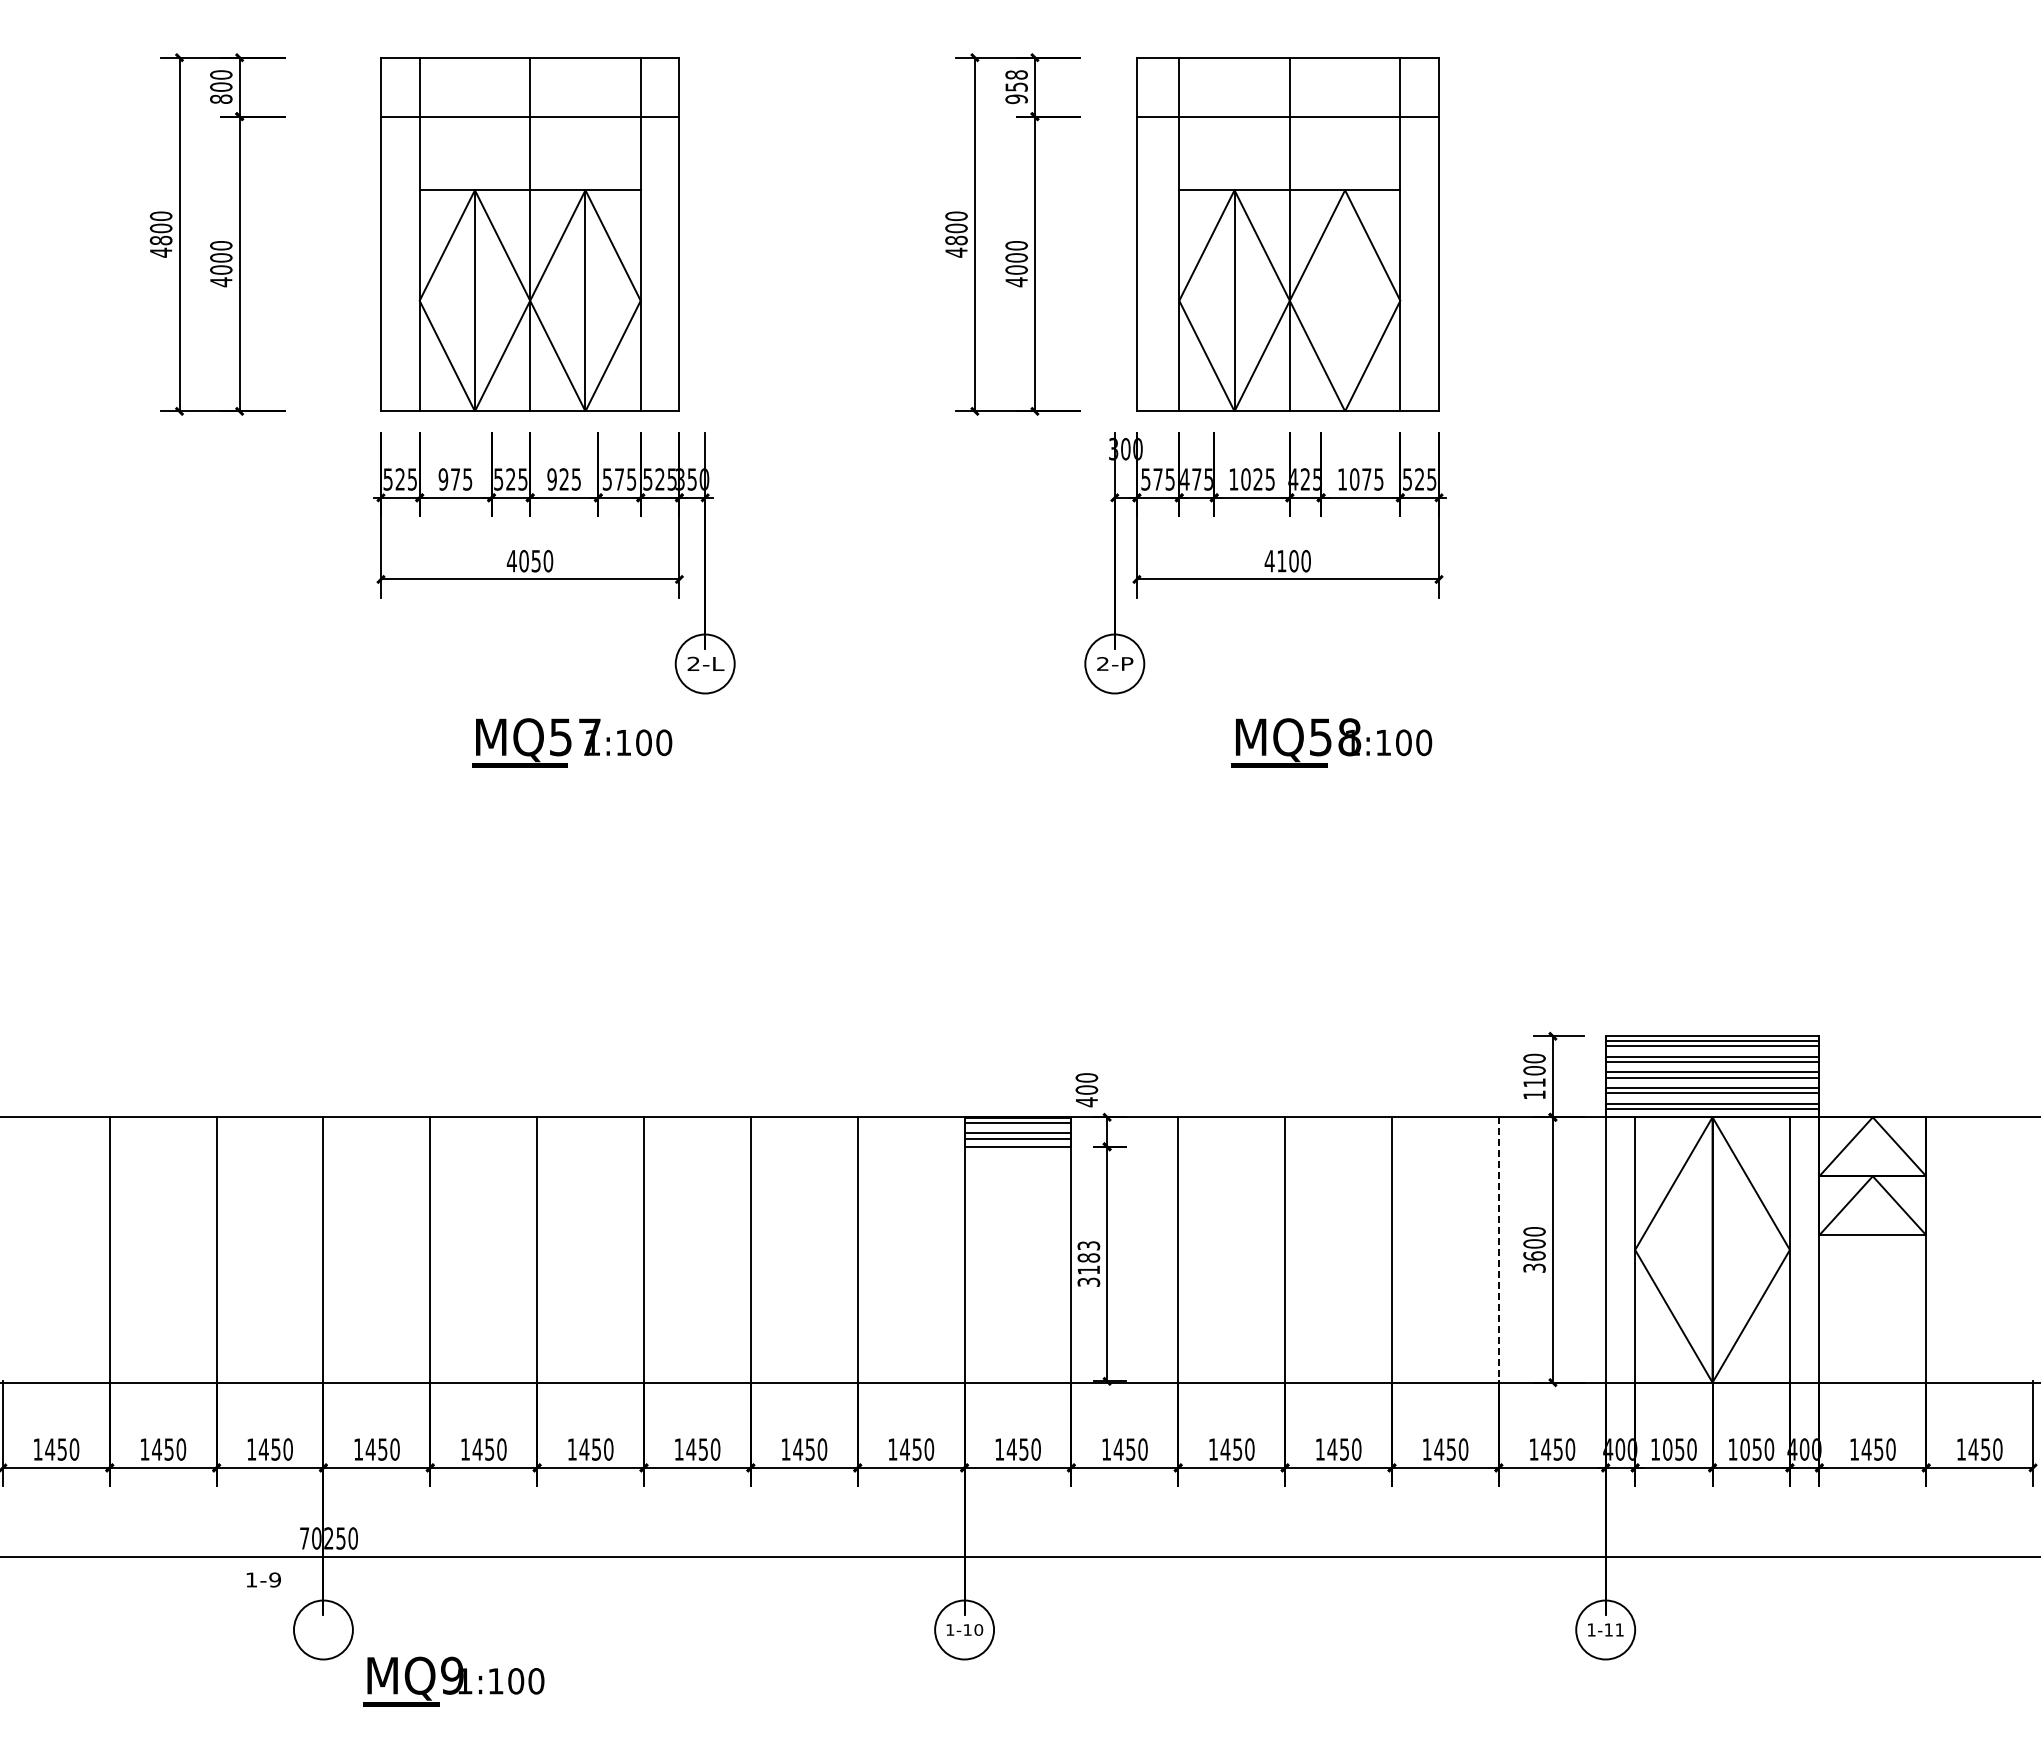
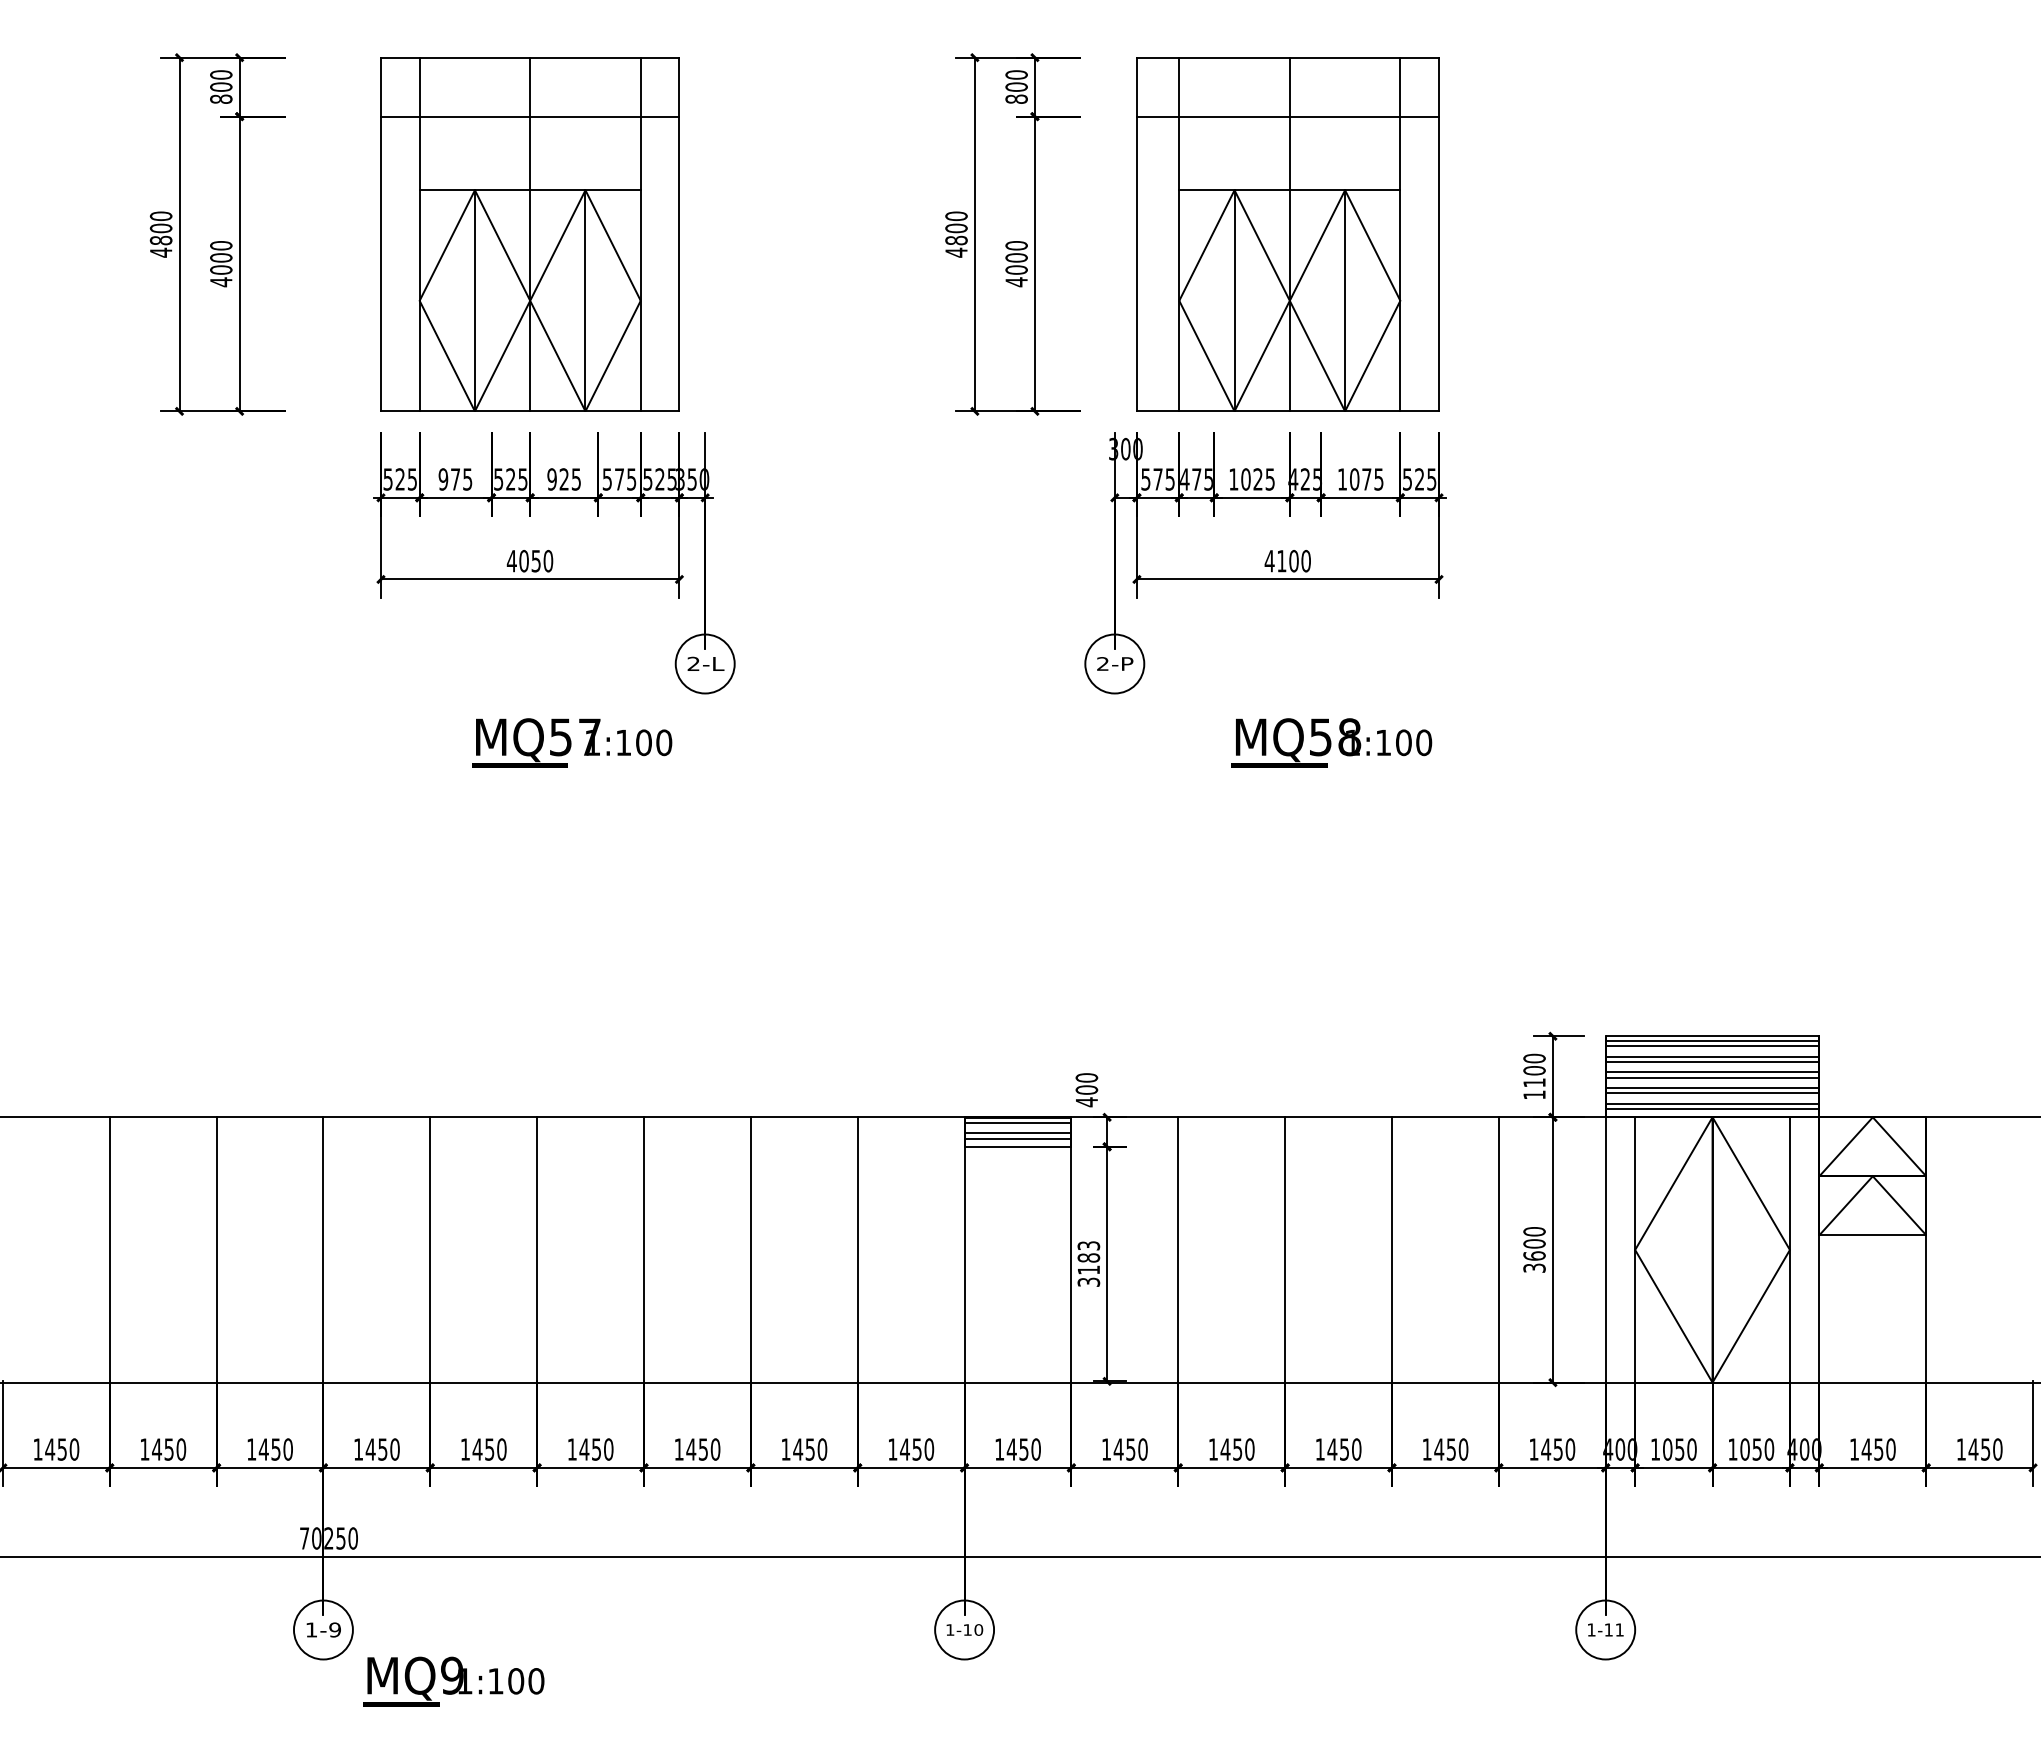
text: 958 -> 800 (1016, 87)
line: none -> present (1345, 300)
line: dashed -> solid (1498, 1249)
text position: (263, 1579) -> (323, 1629) (323, 1629)
